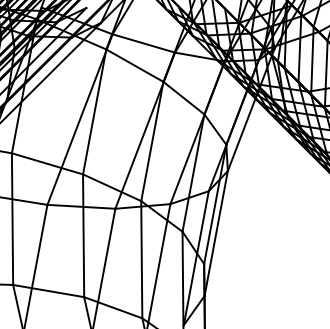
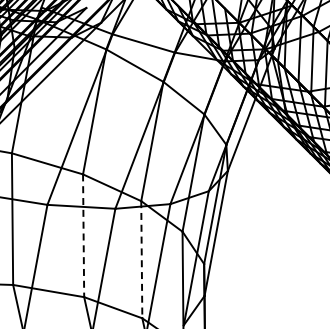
line: solid -> dashed (83, 236)
line: solid -> dashed (141, 259)
